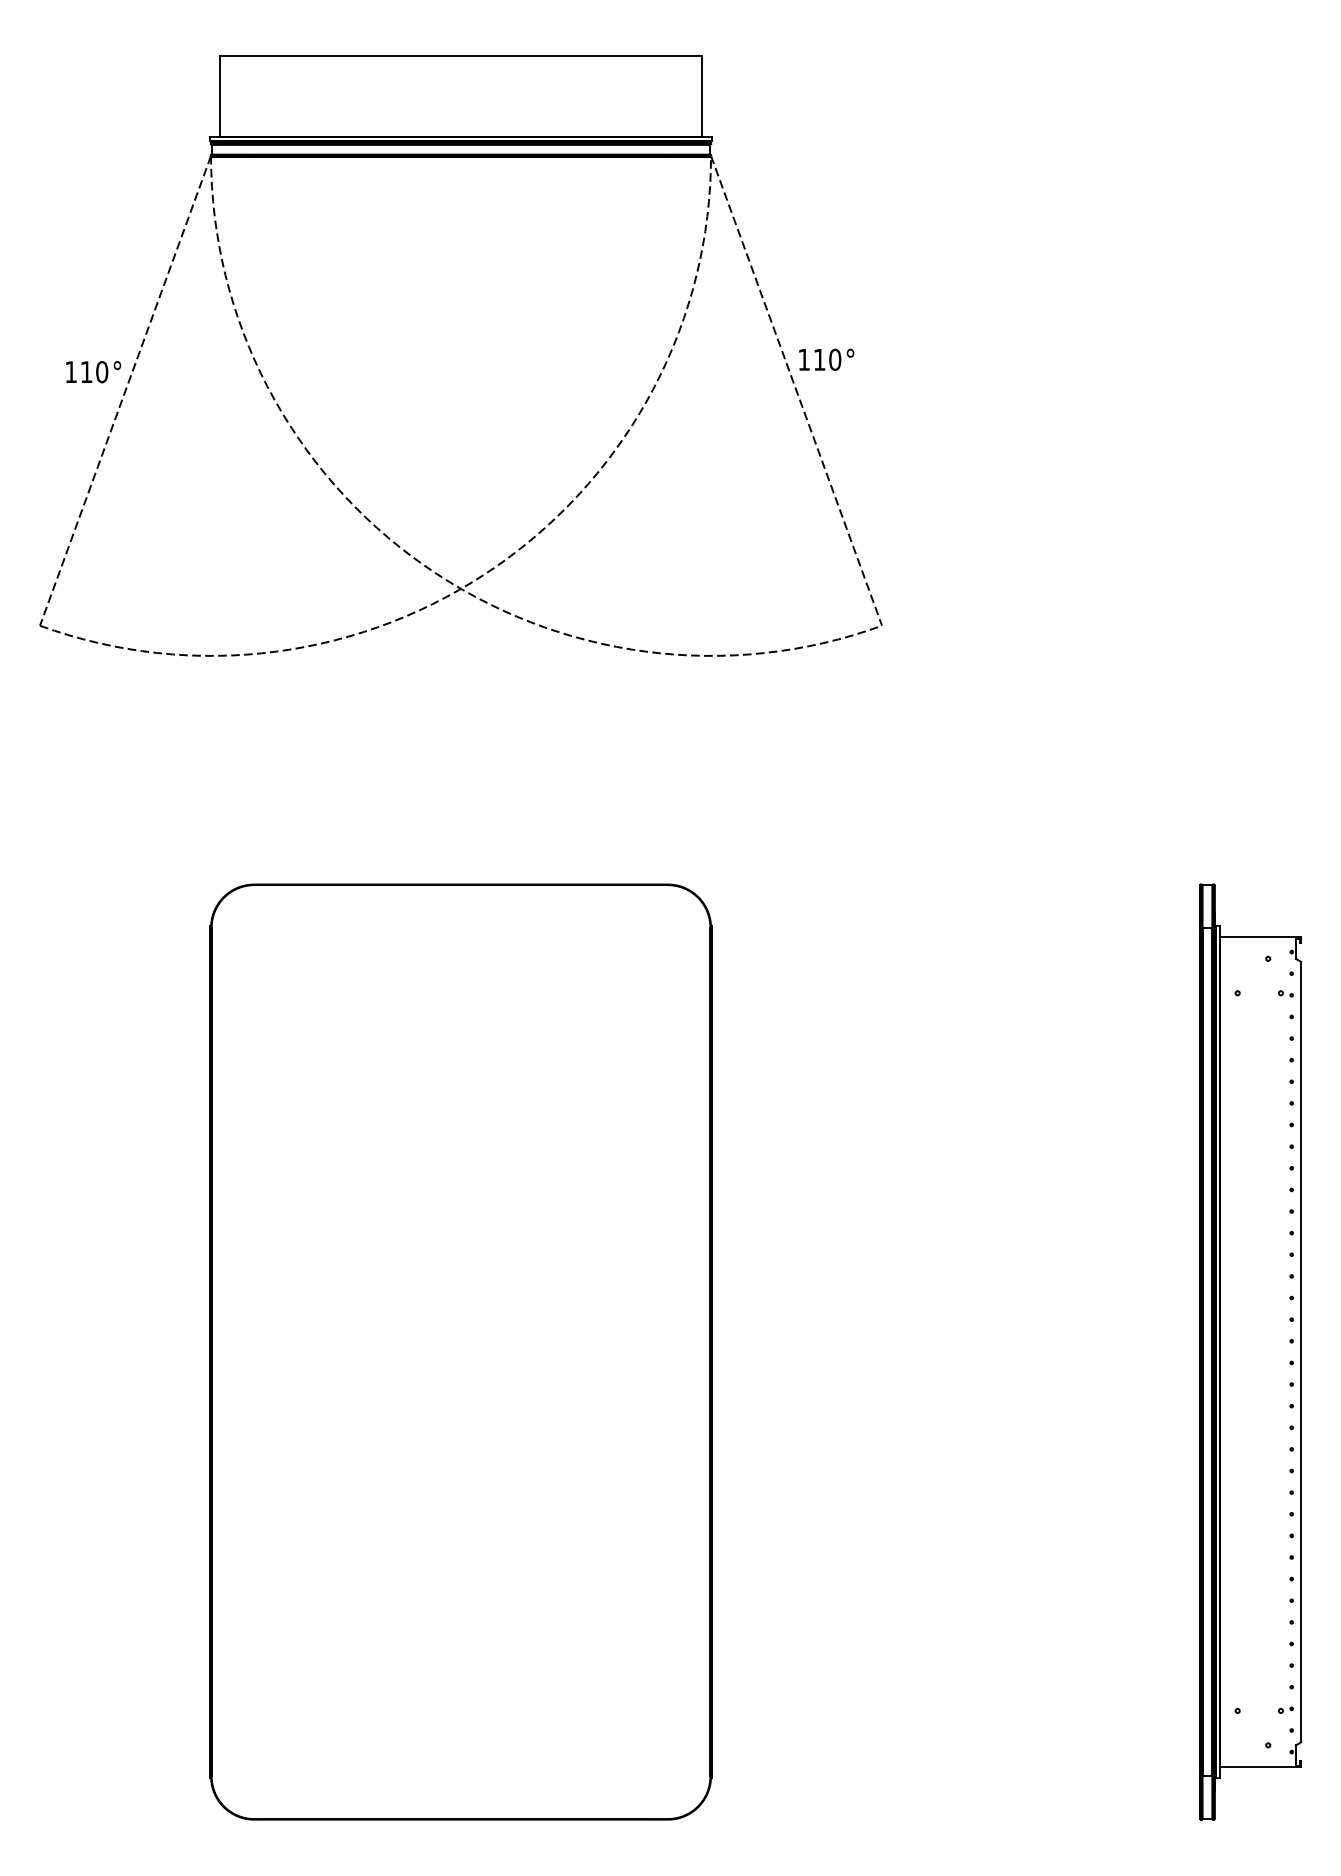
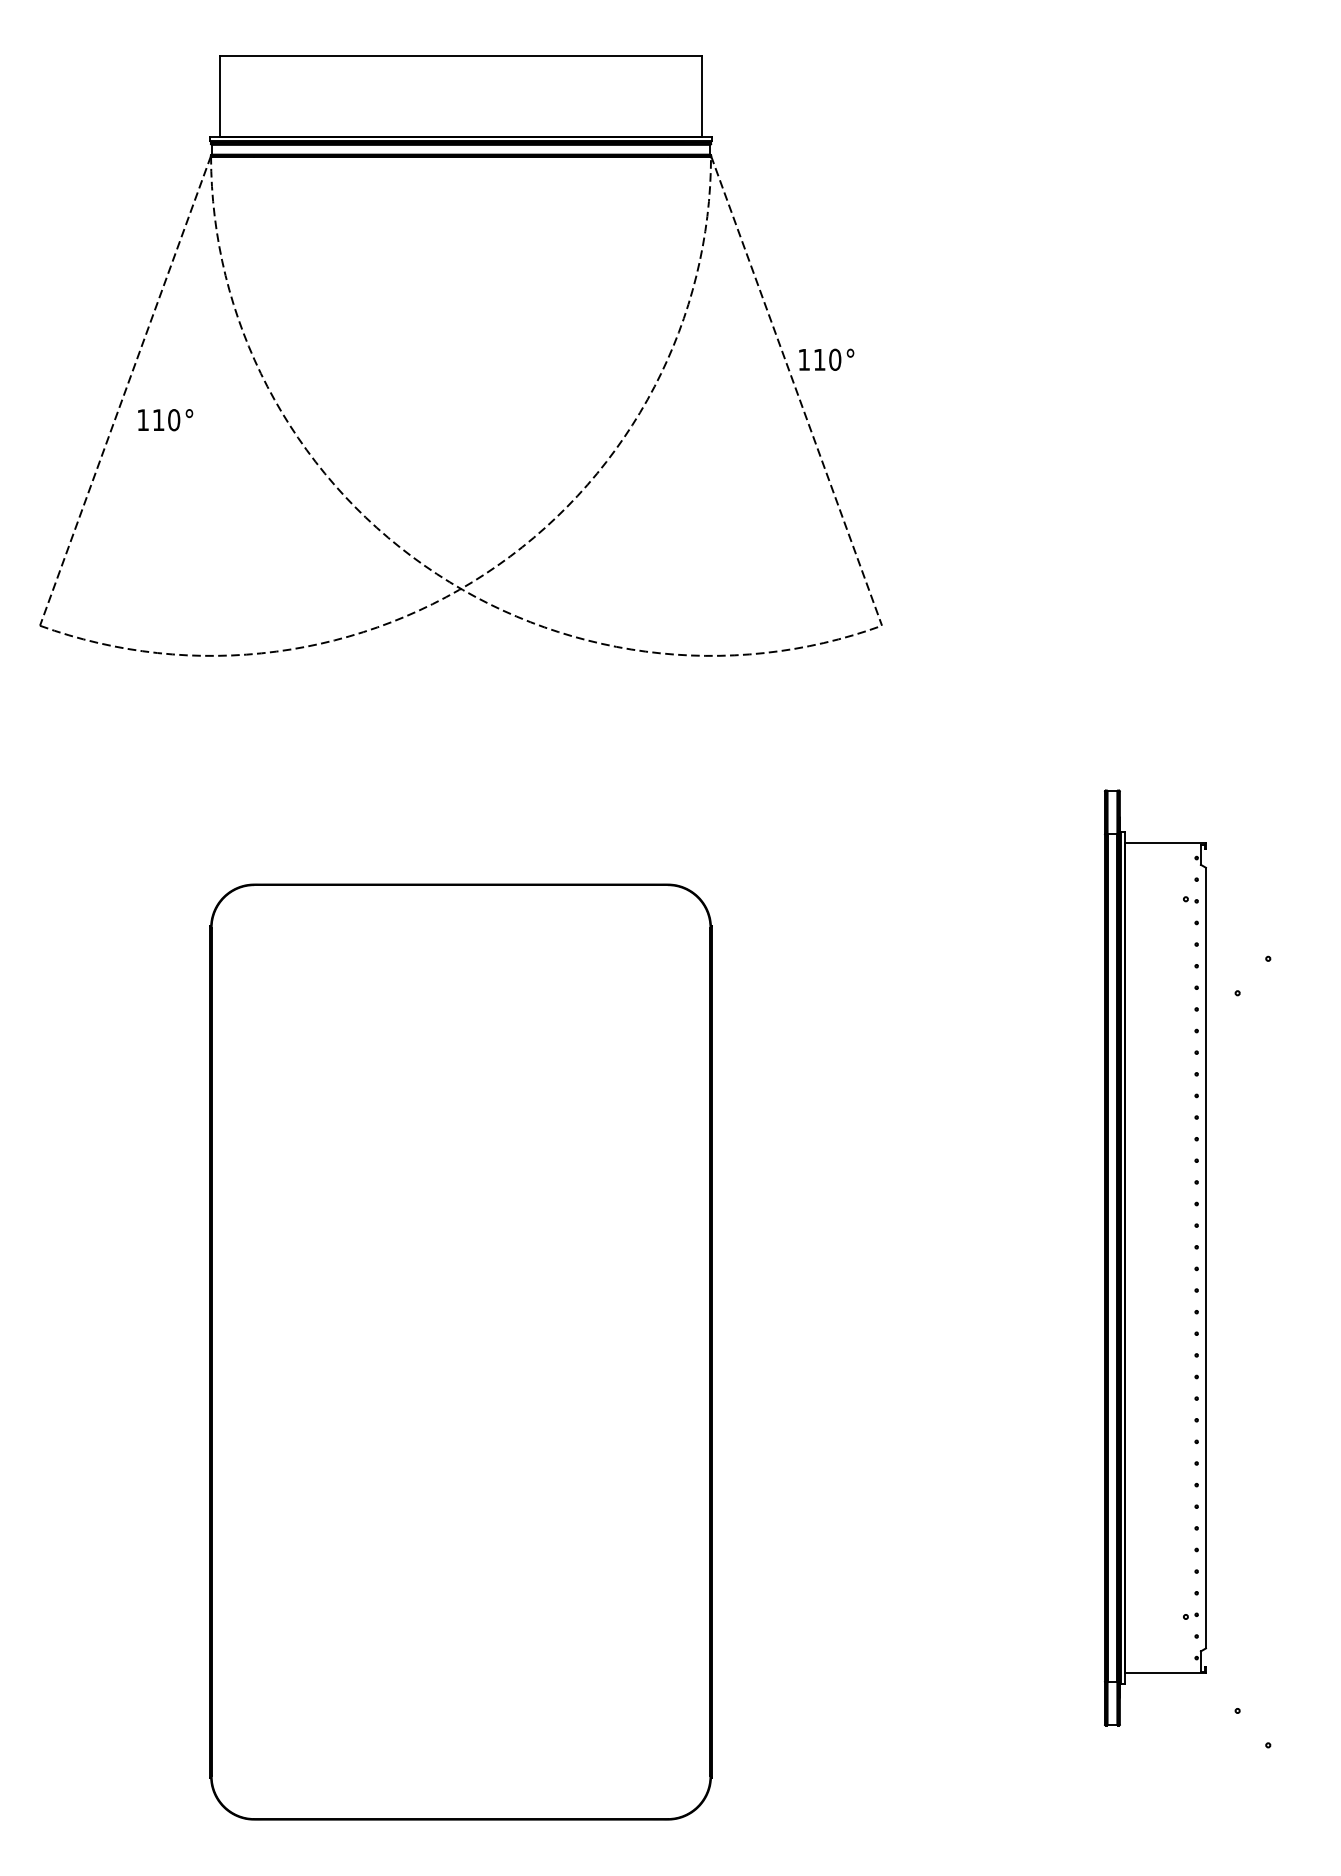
text position: (93, 372) -> (165, 420) (165, 420)
part position: (1250, 1351) -> (1155, 1257) (1155, 1257)
